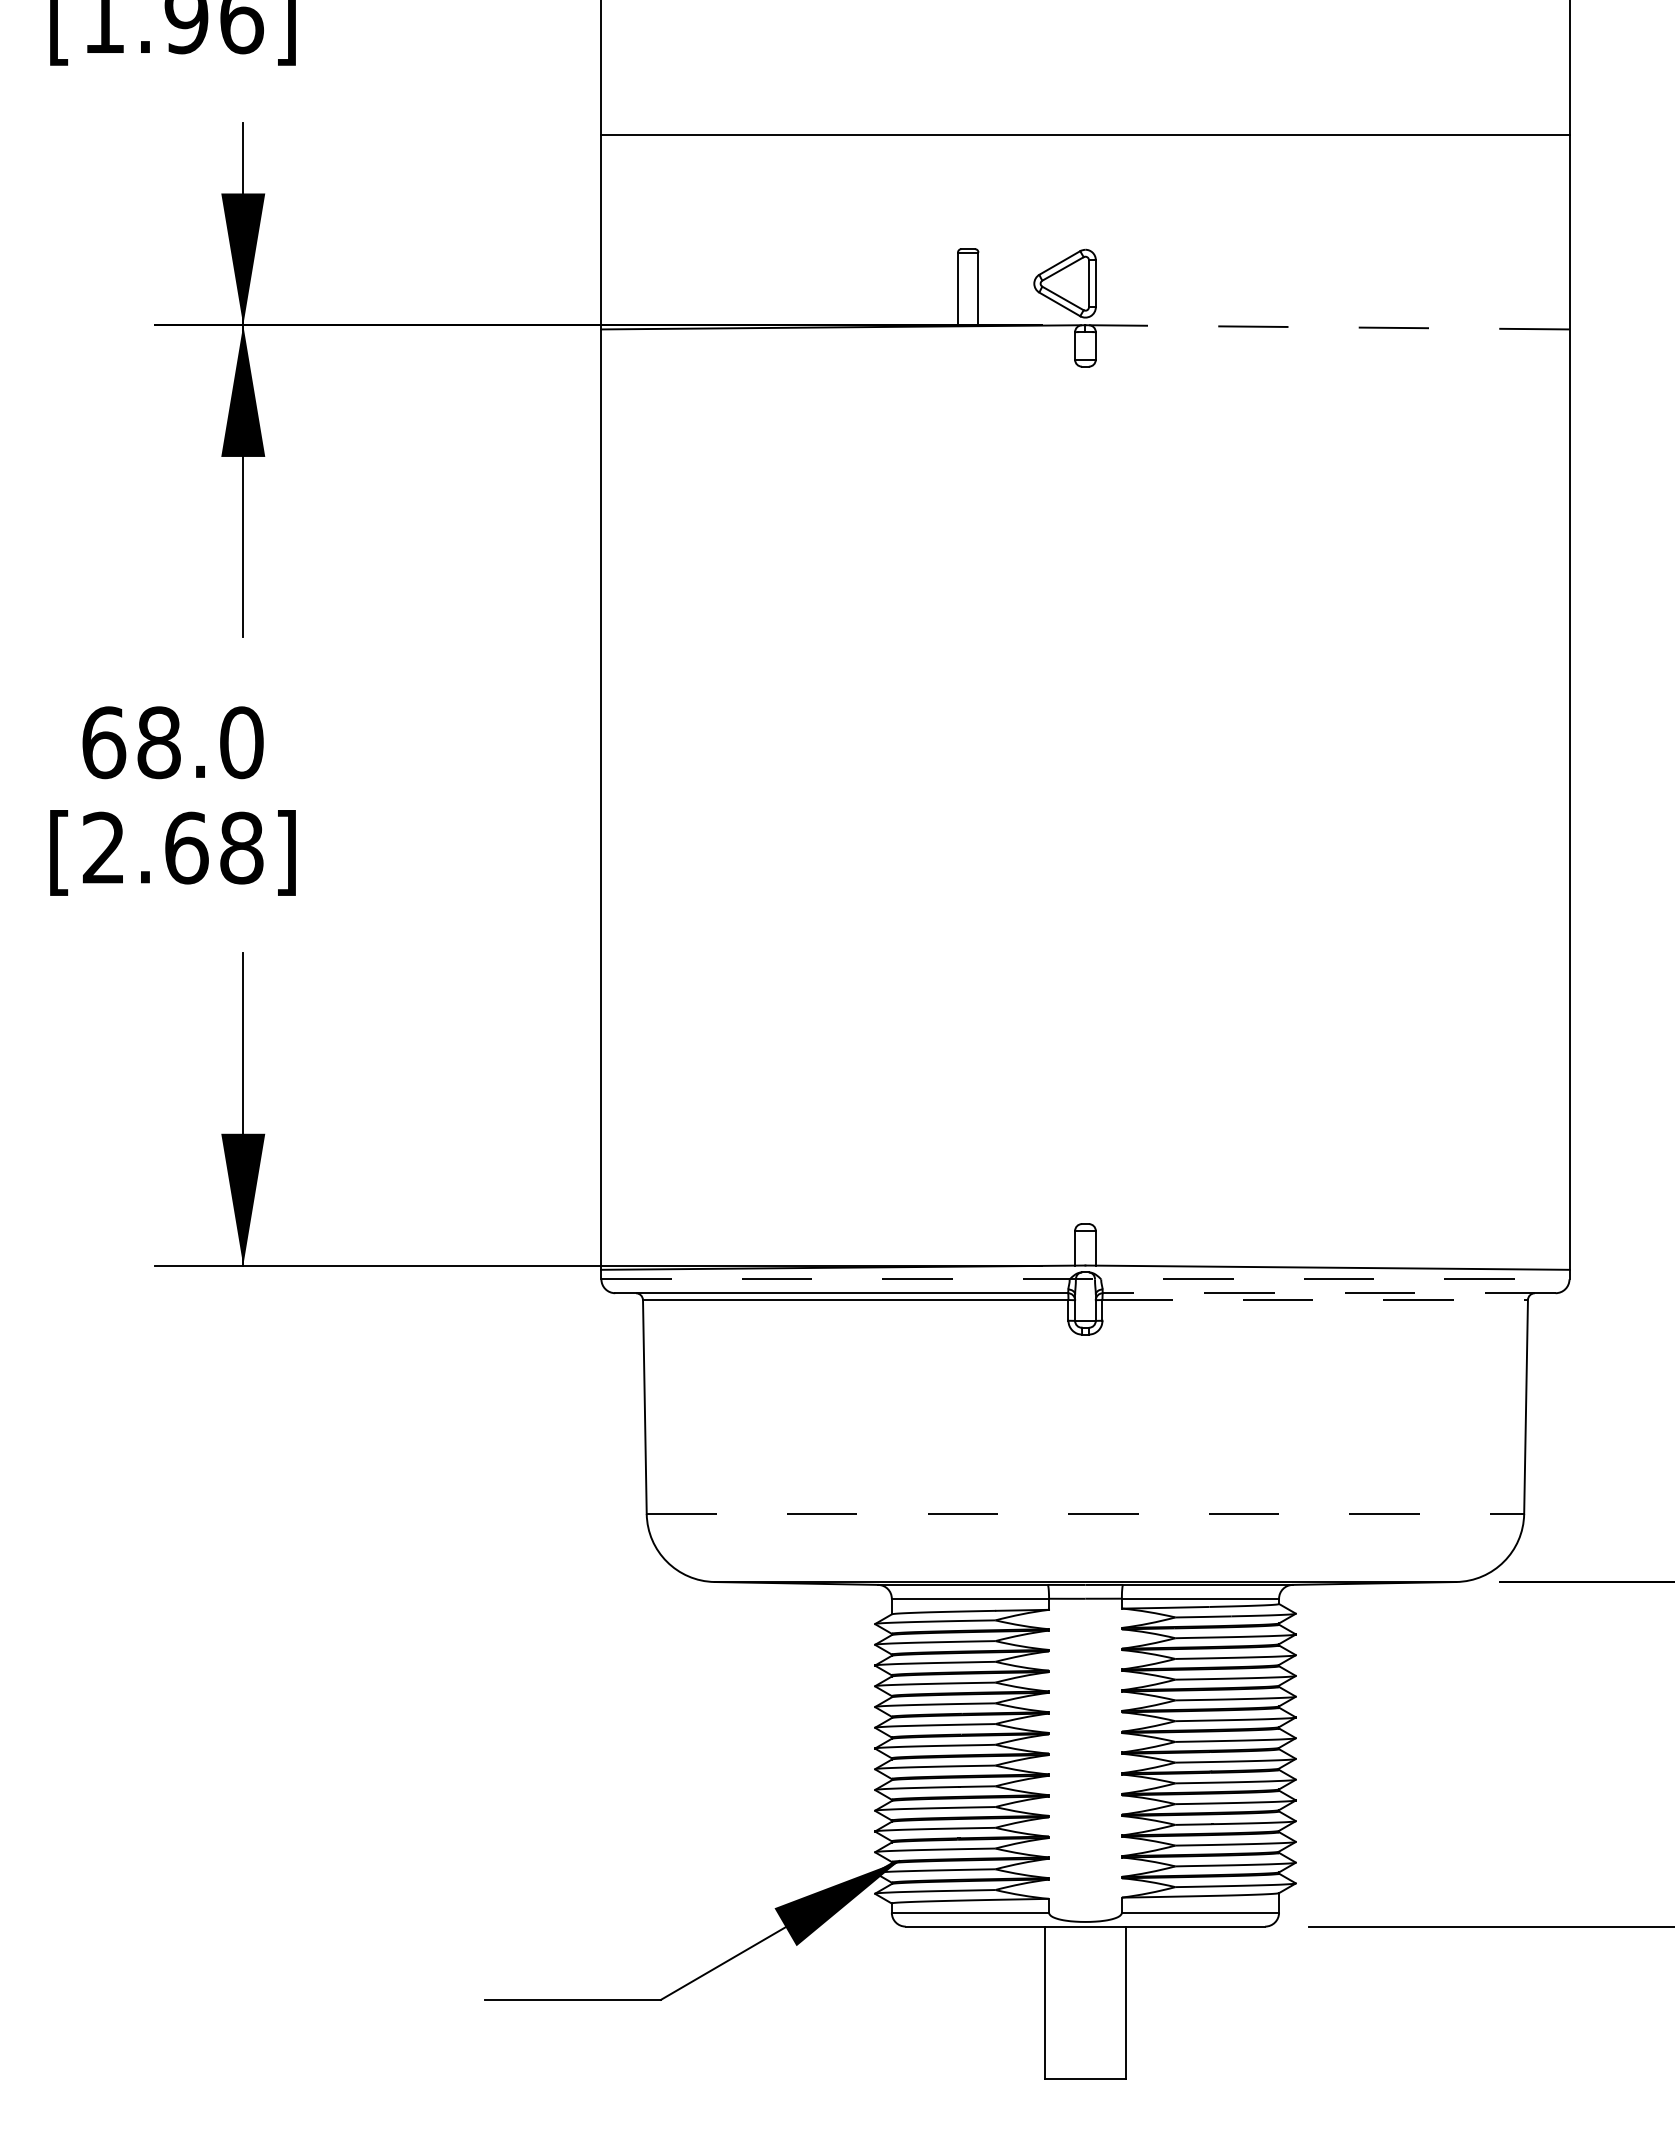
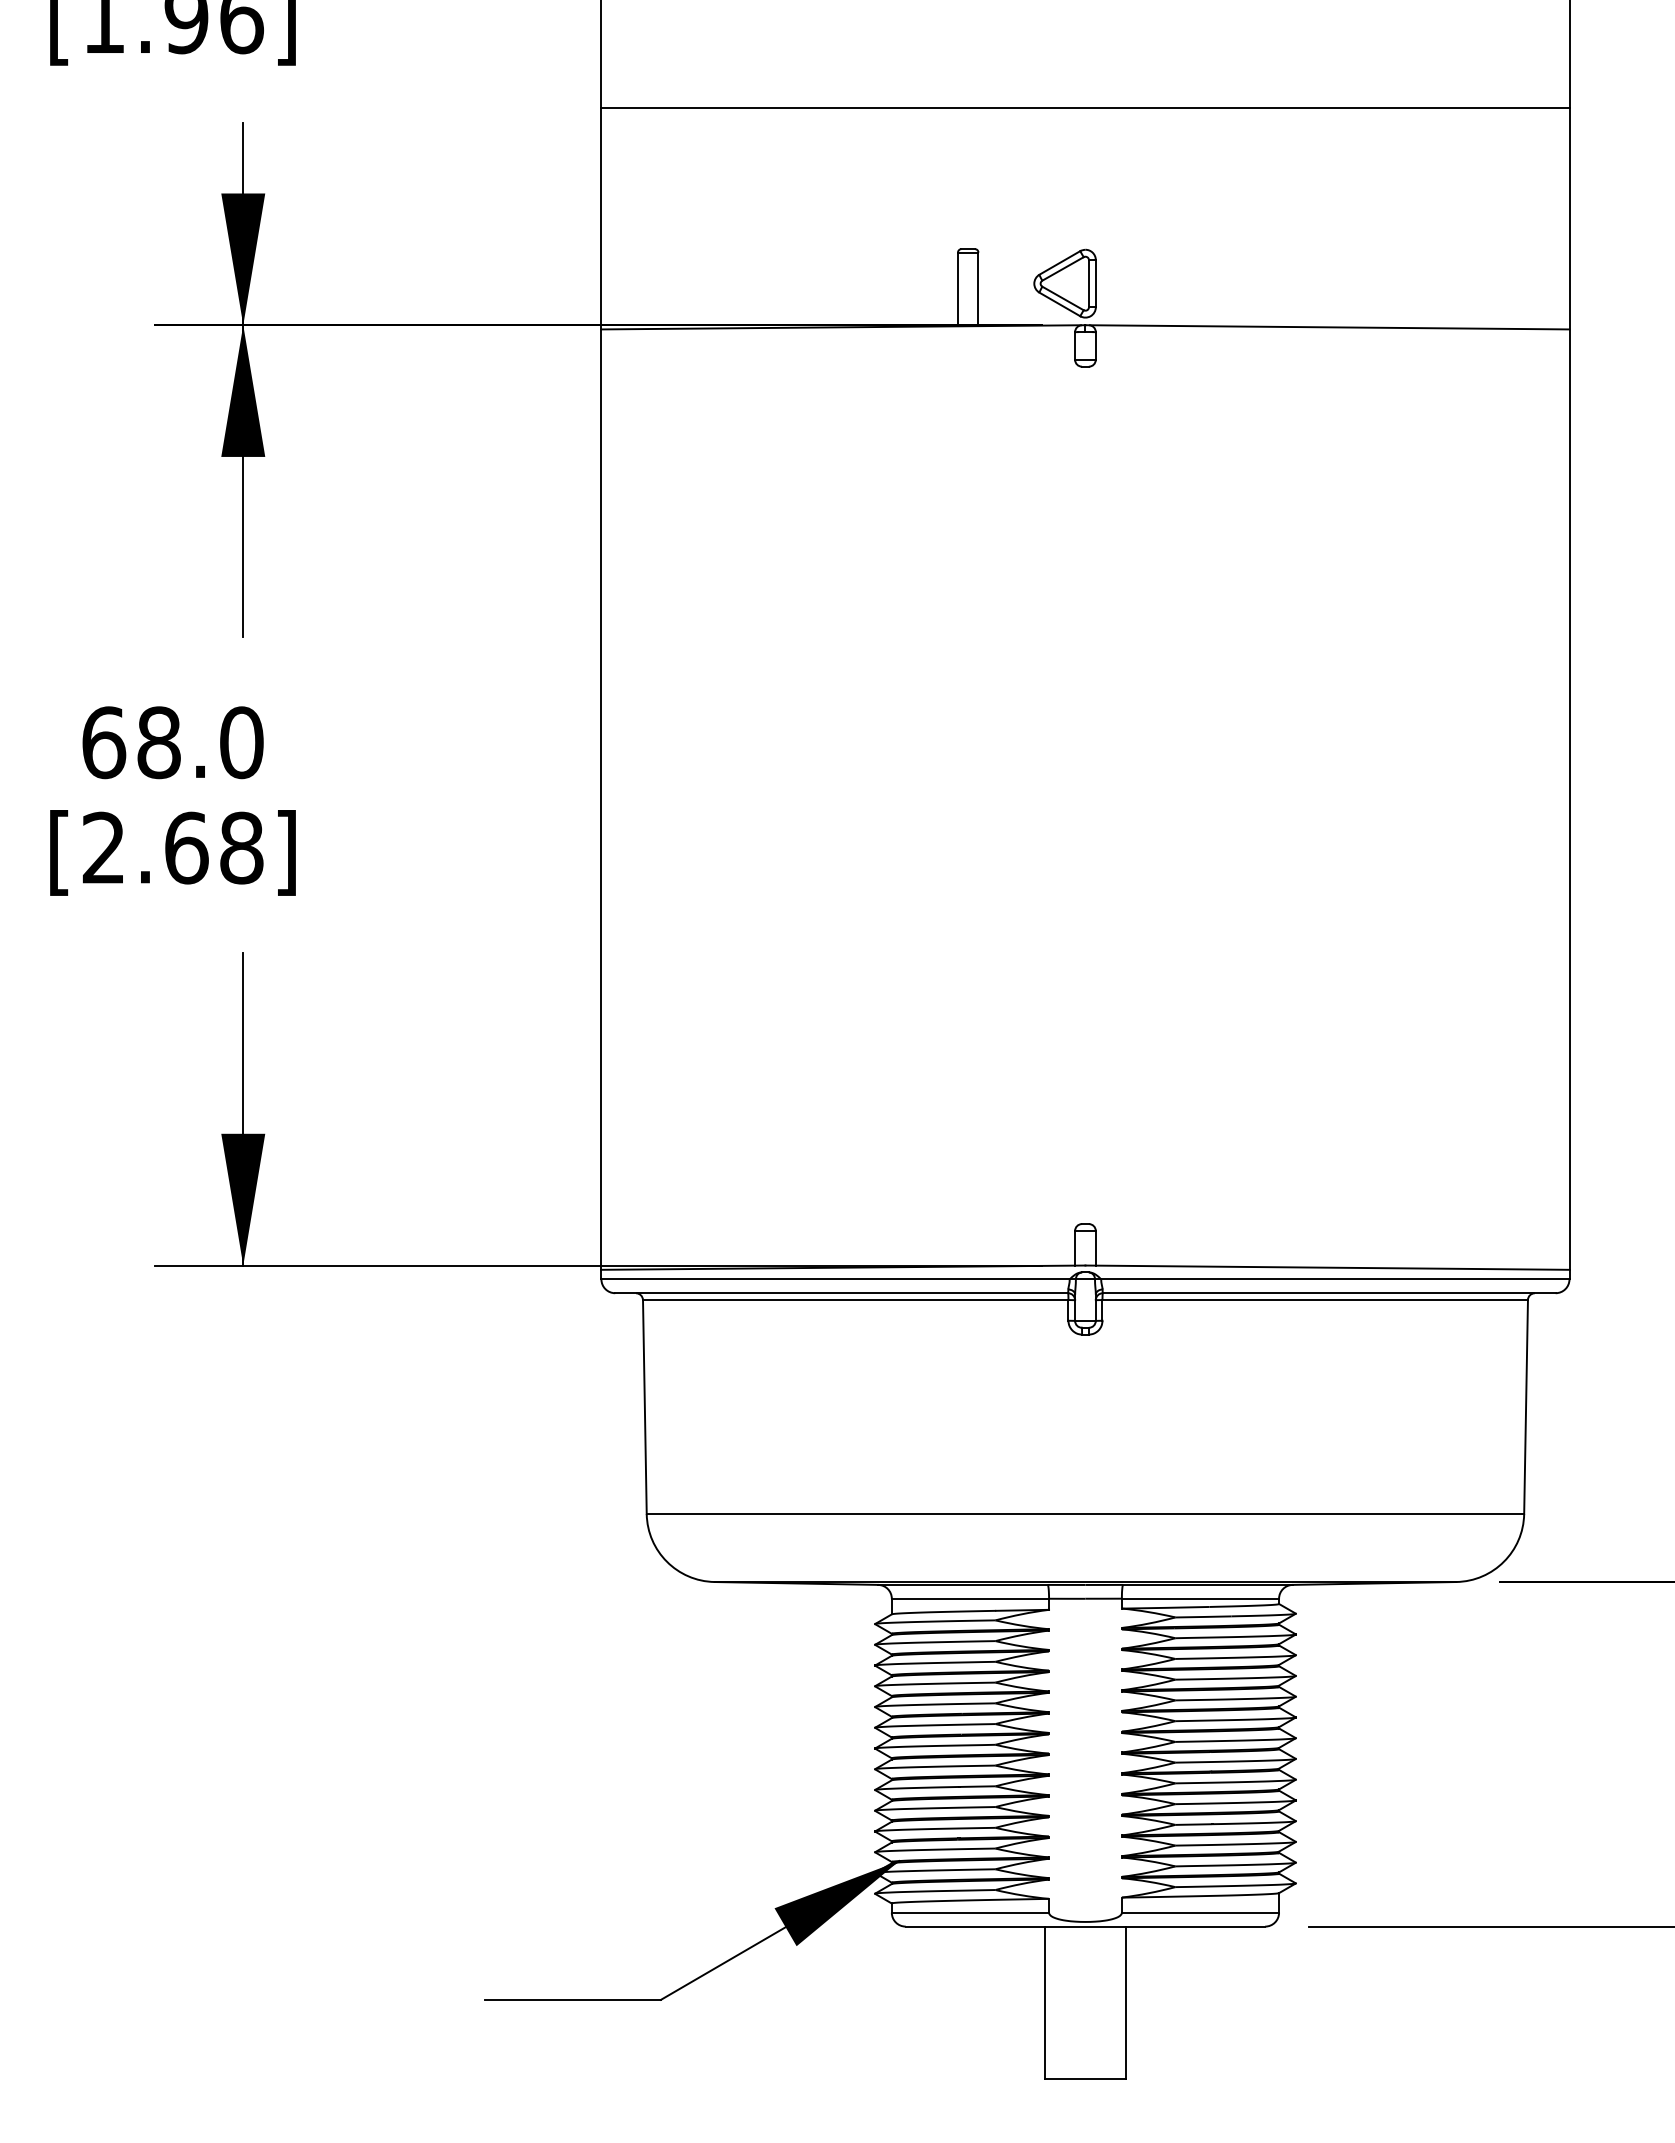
line position: (1085, 135) -> (1085, 108) (1085, 108)
line: dashed -> solid (1326, 327)
line: dashed -> solid (1085, 1279)
line: dashed -> solid (1328, 1293)
line: dashed -> solid (1315, 1300)
line: dashed -> solid (1085, 1514)
